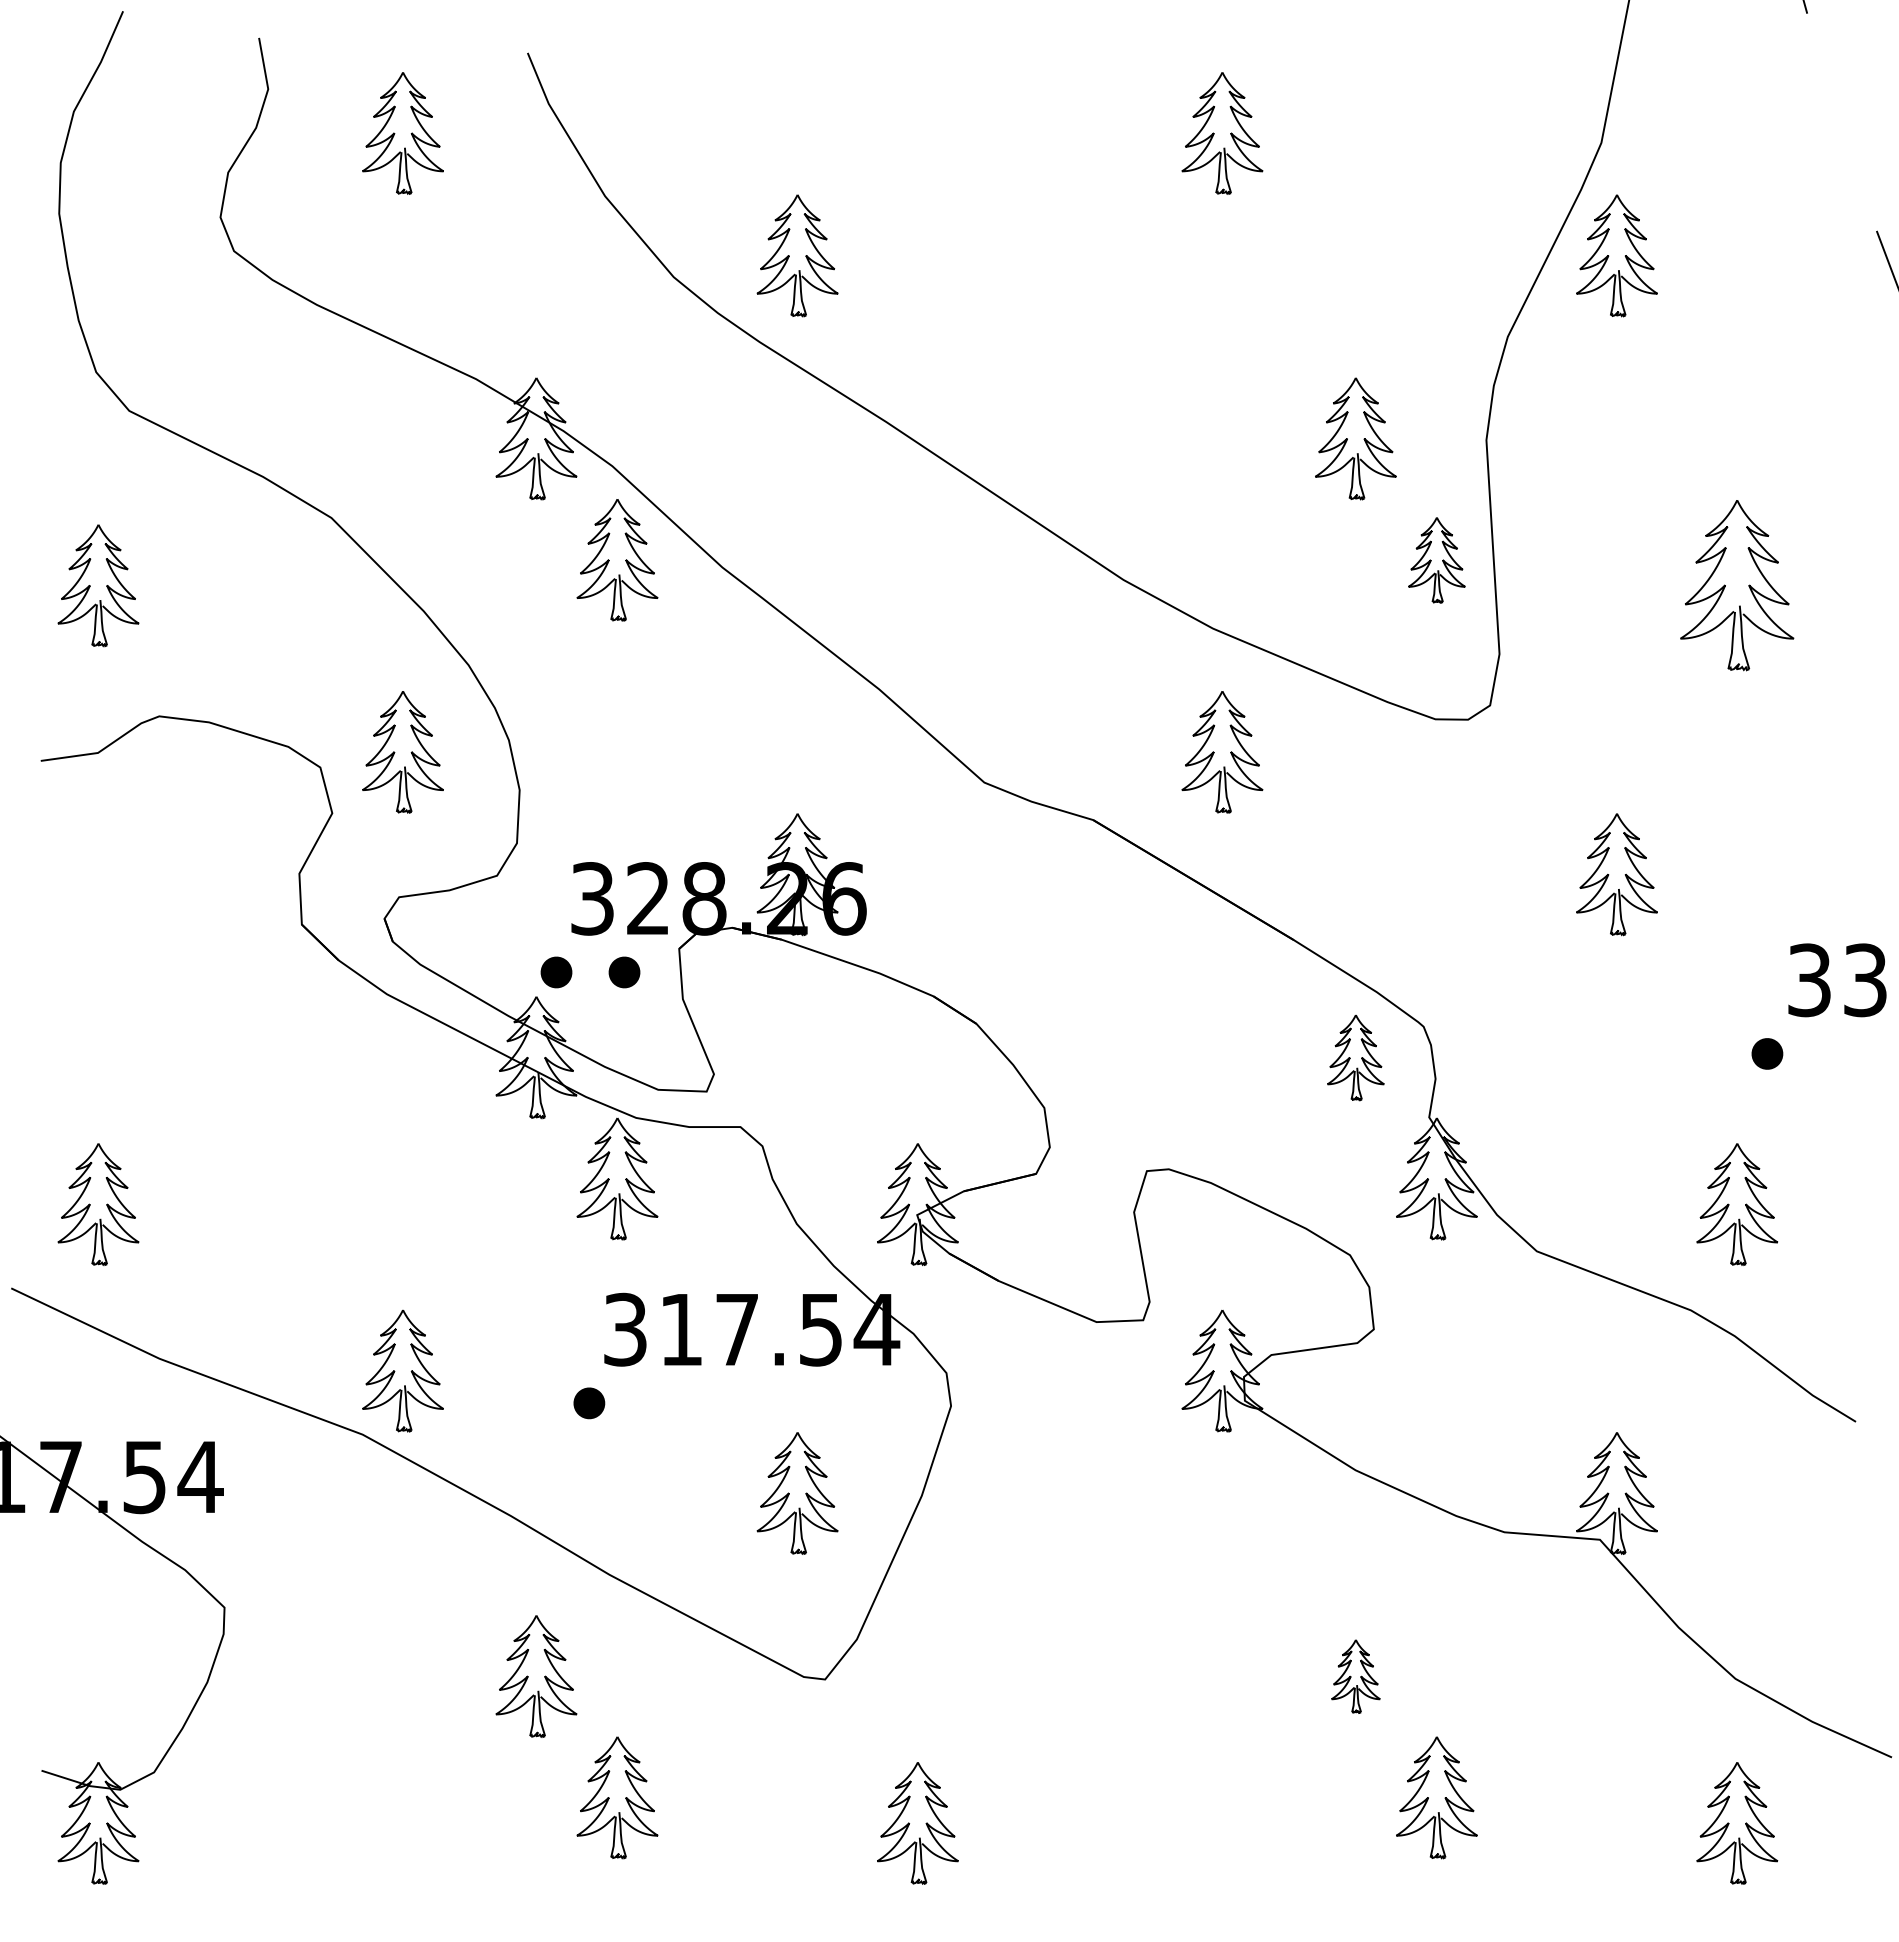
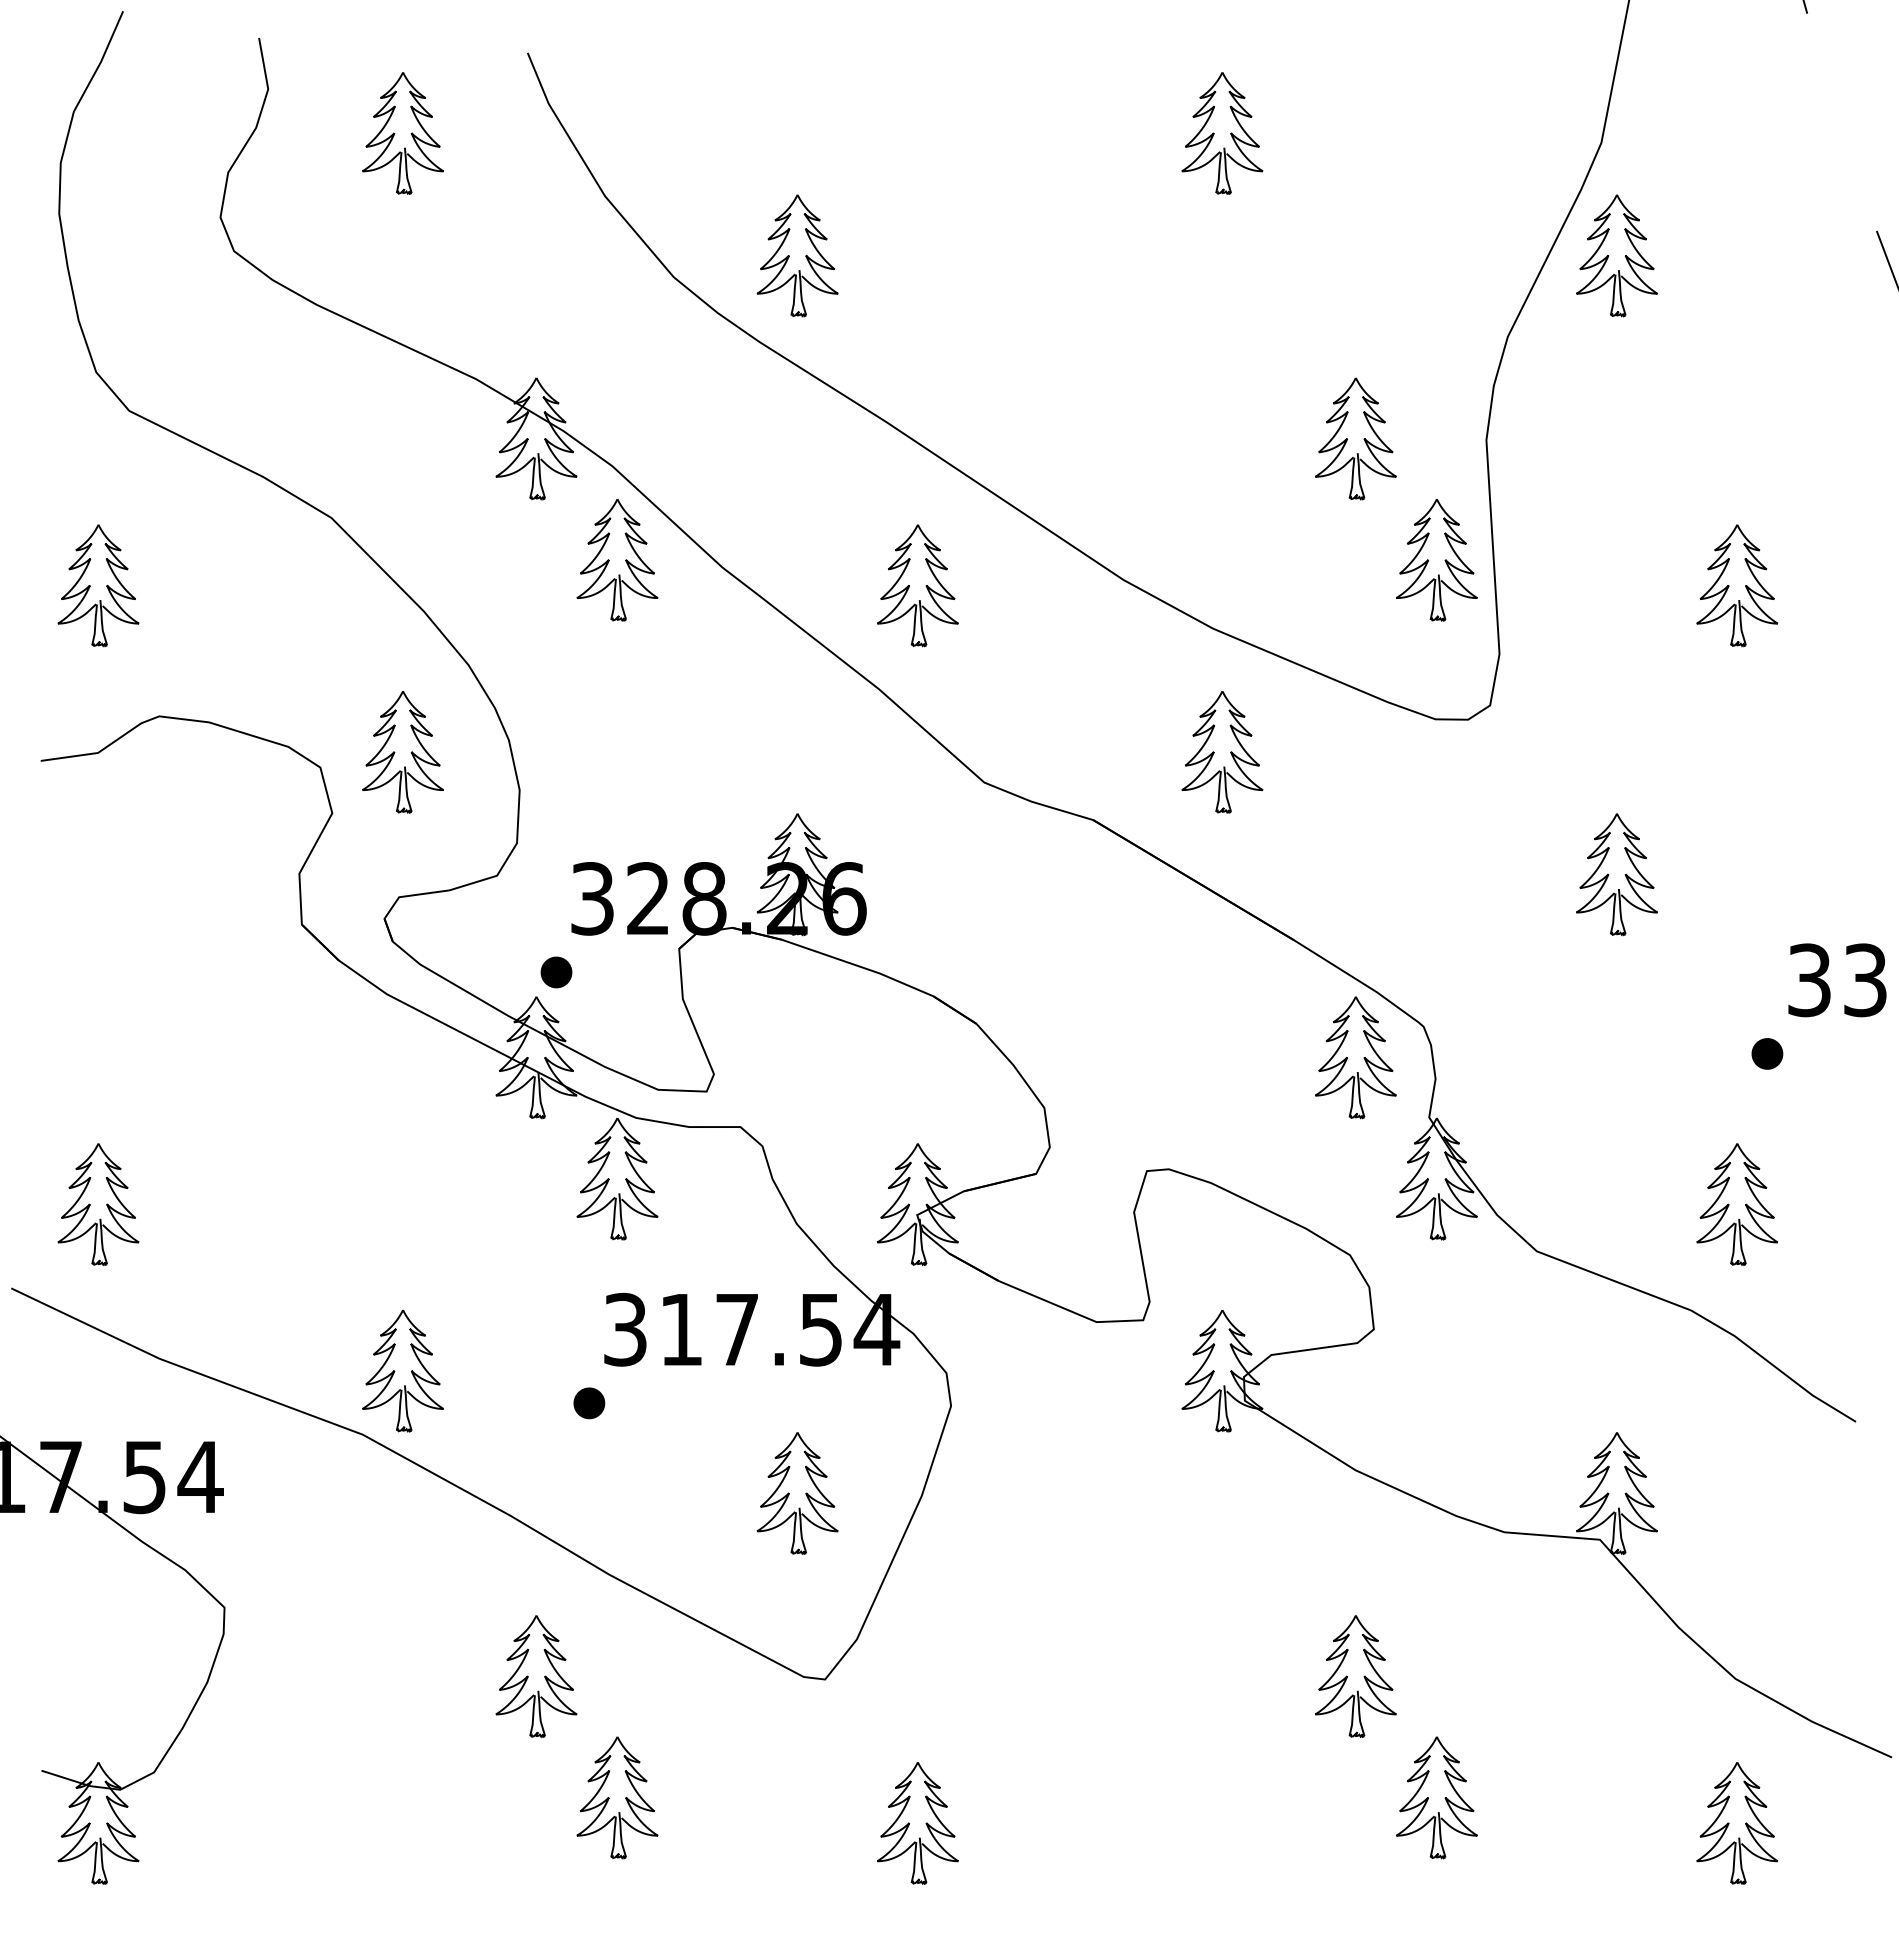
part size: 58x87 px -> 82x123 px (1436, 560)
part: none -> present (917, 585)
part size: 115x172 px -> 83x124 px (1737, 585)
part: present -> none (624, 972)
part size: 58x88 px -> 82x124 px (1355, 1057)
part size: 50x75 px -> 82x123 px (1355, 1676)
